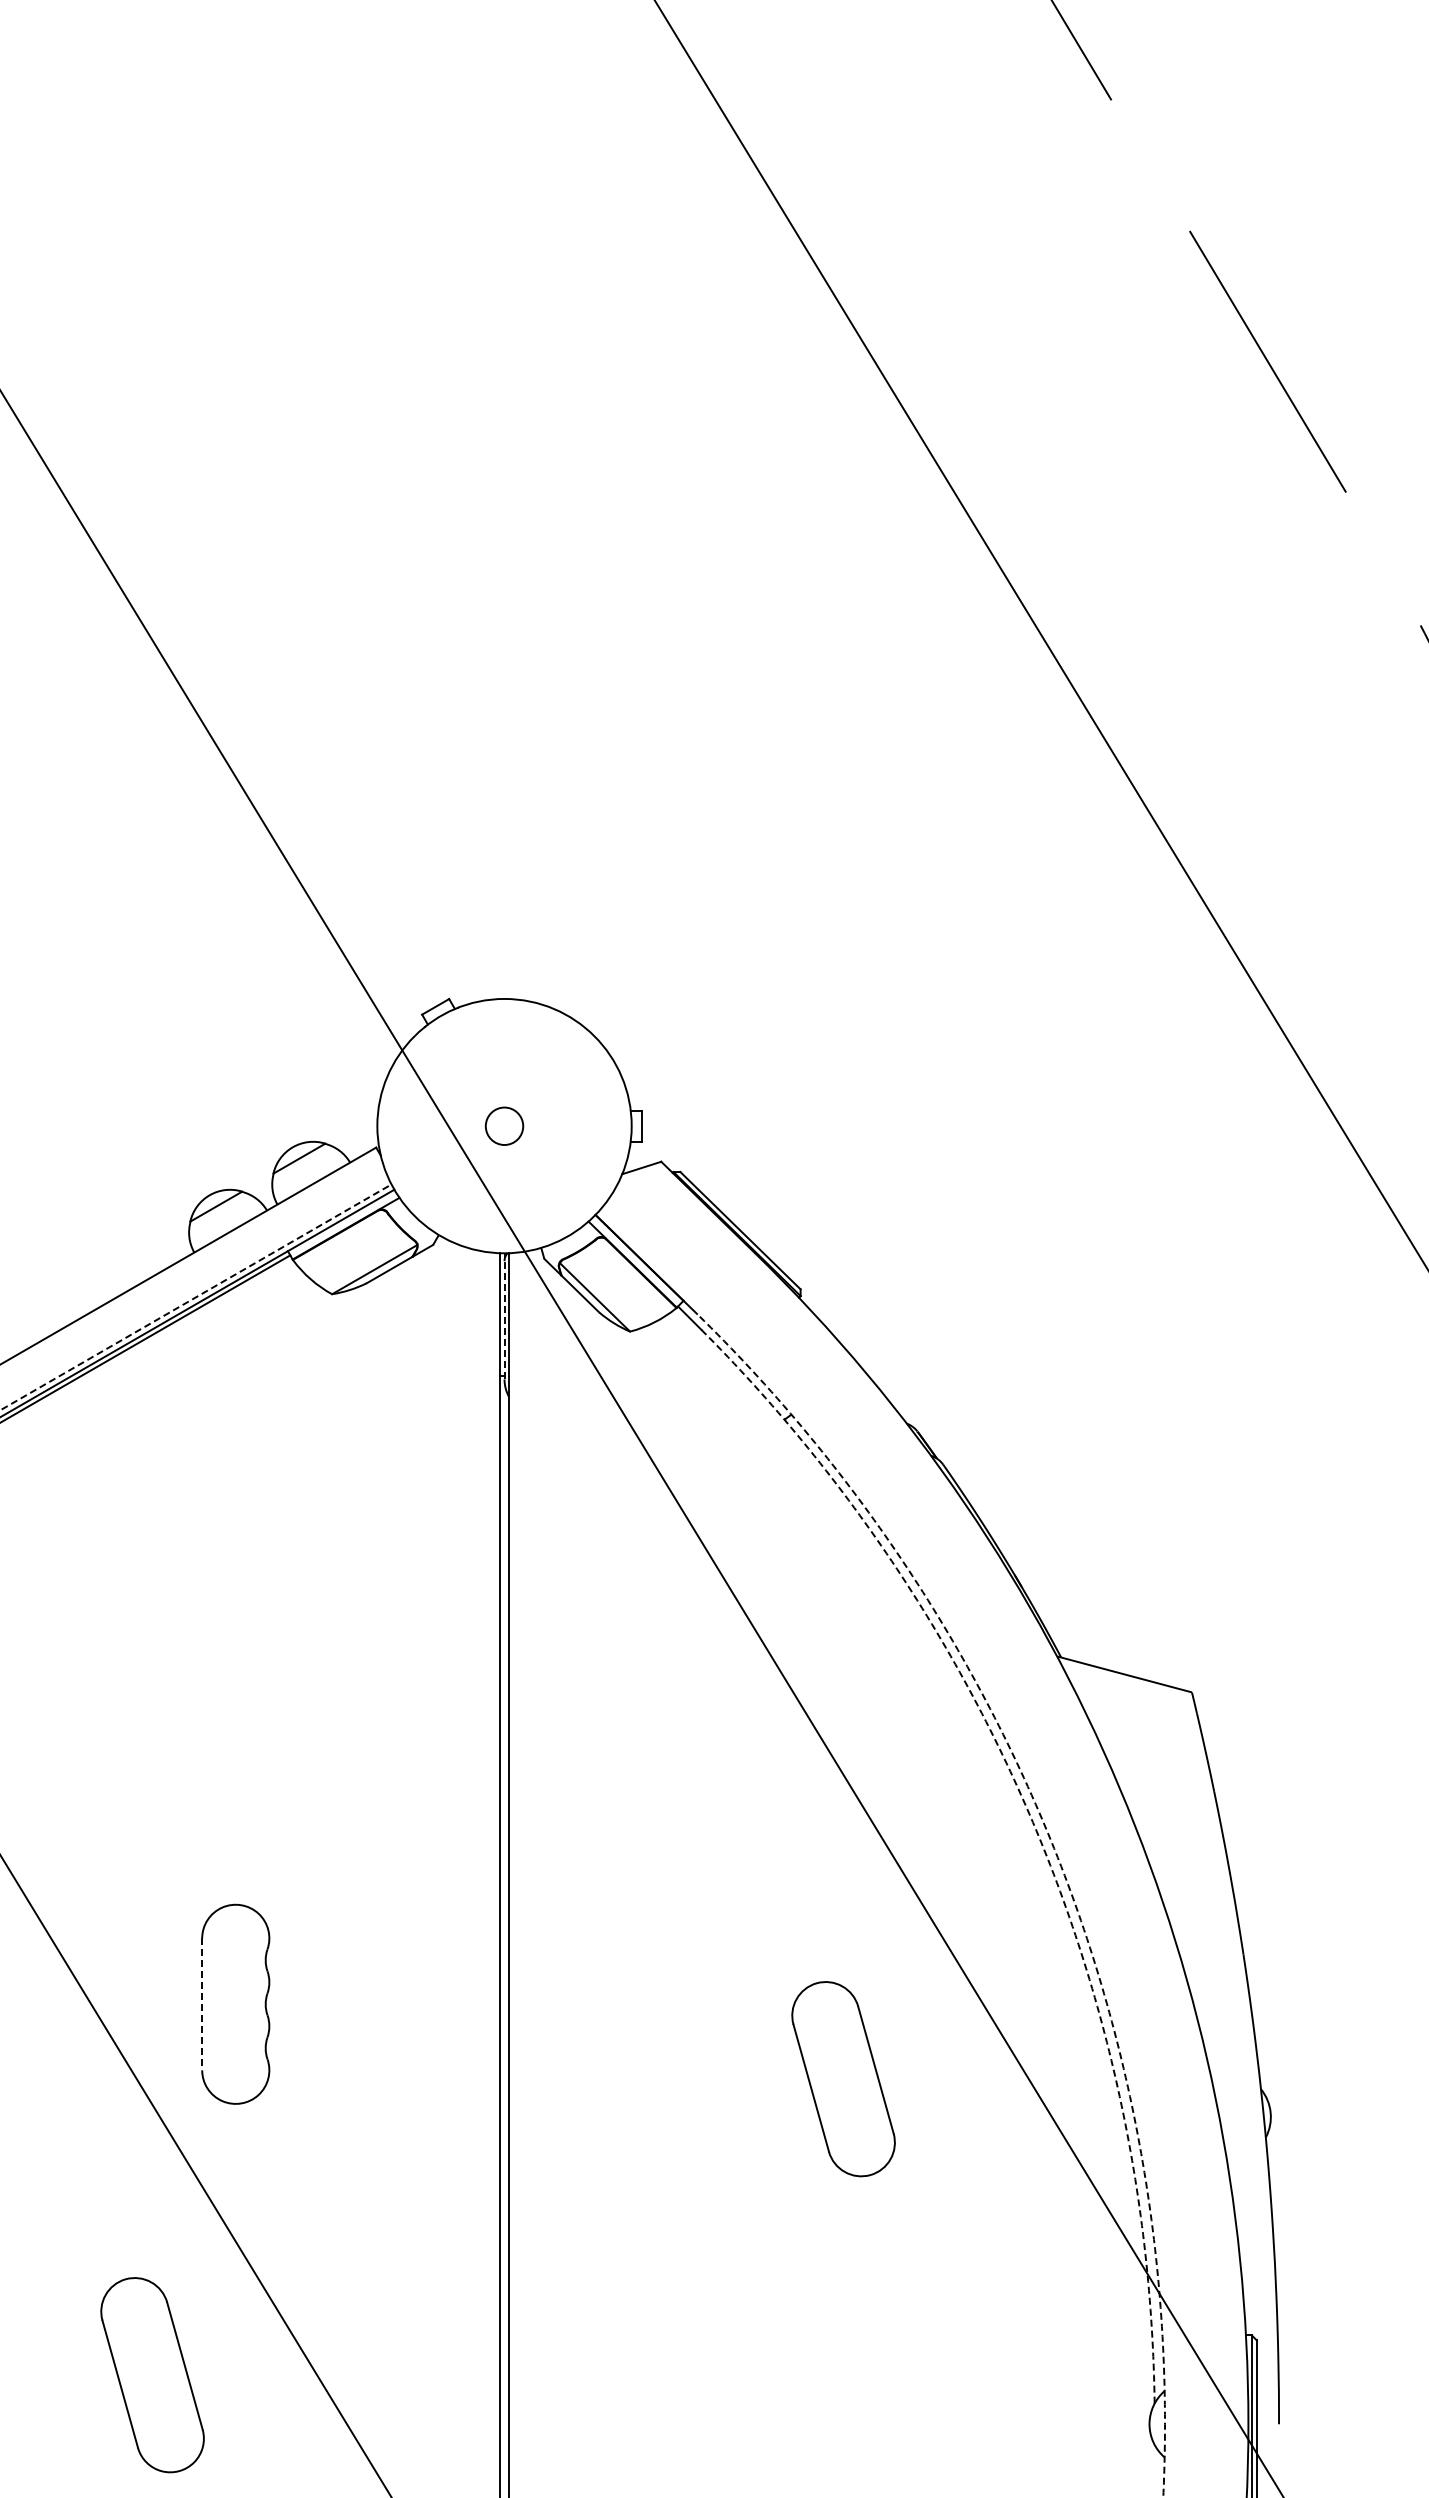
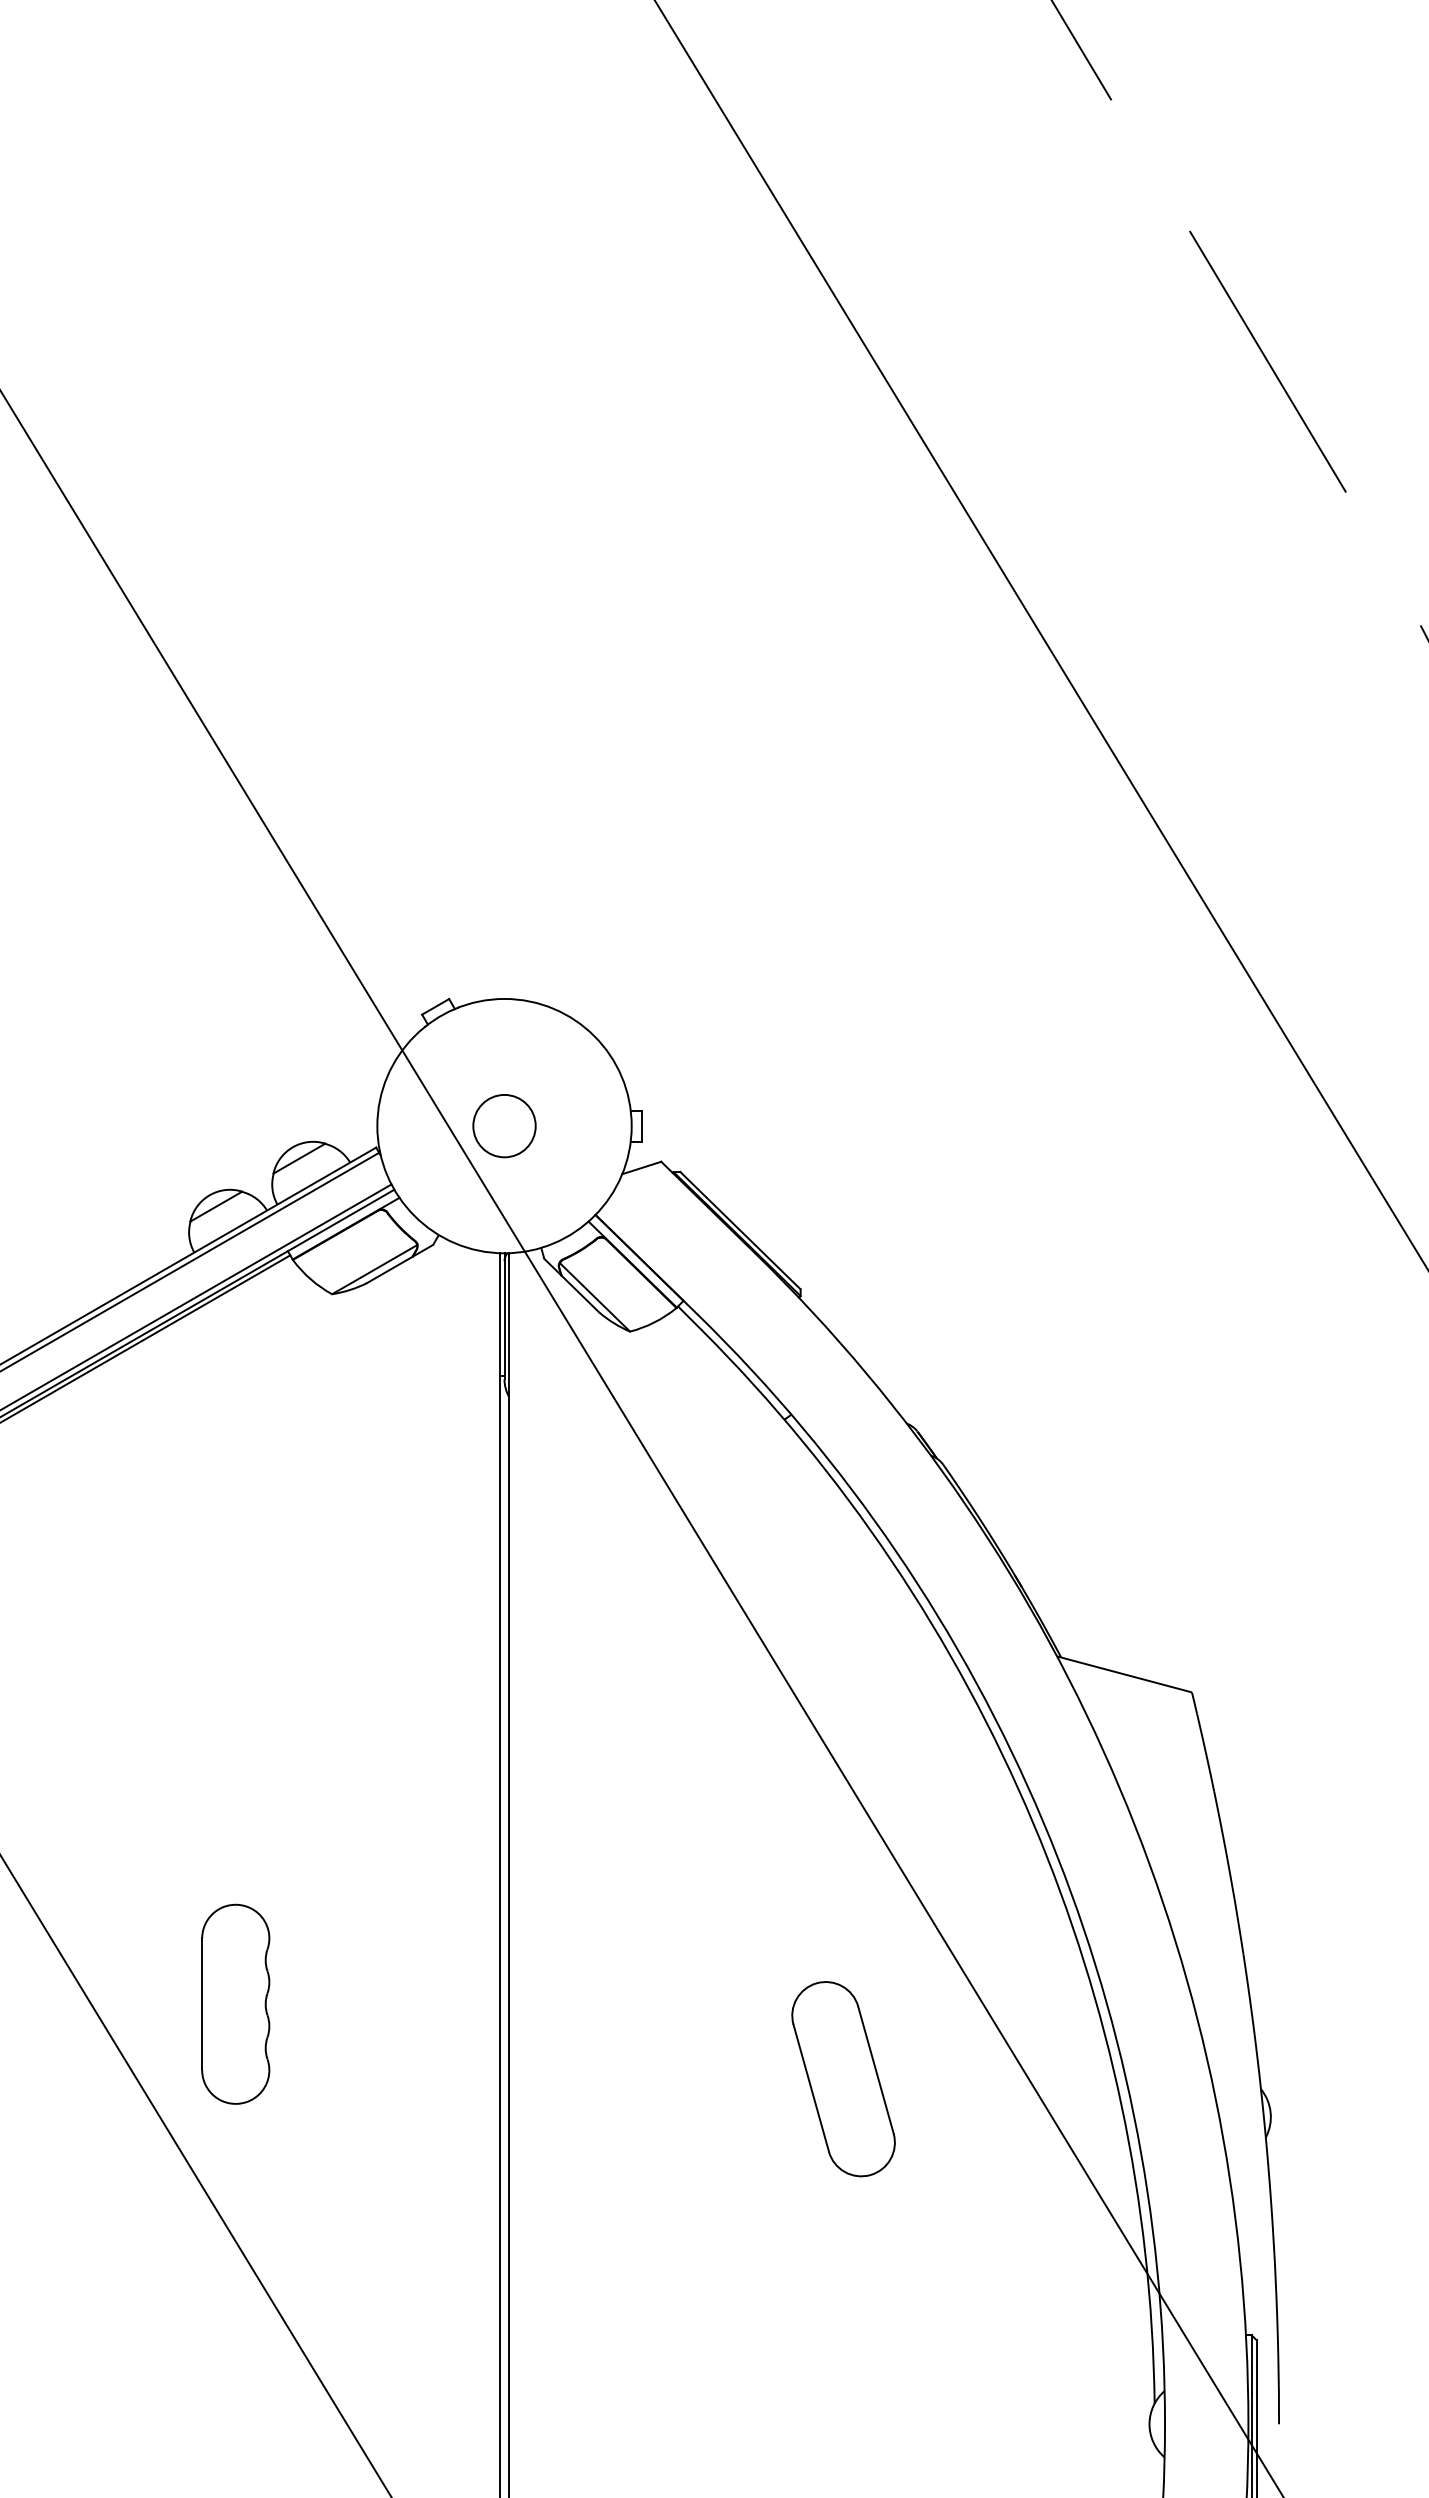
circle size: 41x40 px -> 65x65 px (504, 1126)
line: none -> present (190, 1261)
line: dashed -> solid (195, 1297)
line: dashed -> solid (504, 1315)
arc: dashed -> solid (1033, 1822)
arc: dashed -> solid (1057, 1856)
line: dashed -> solid (202, 2004)
part: present -> none (152, 2375)
